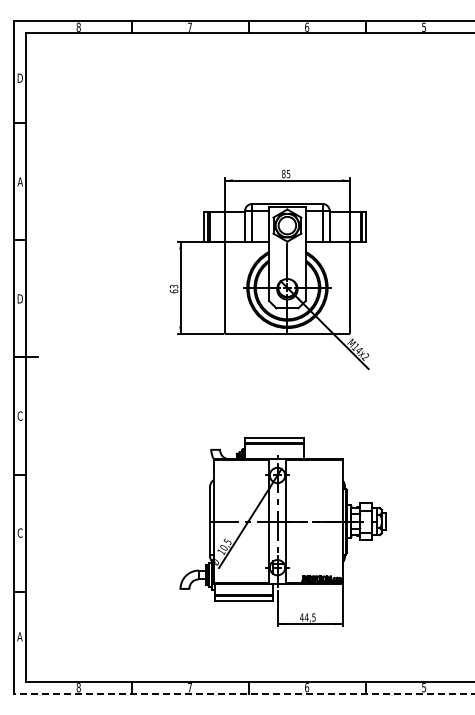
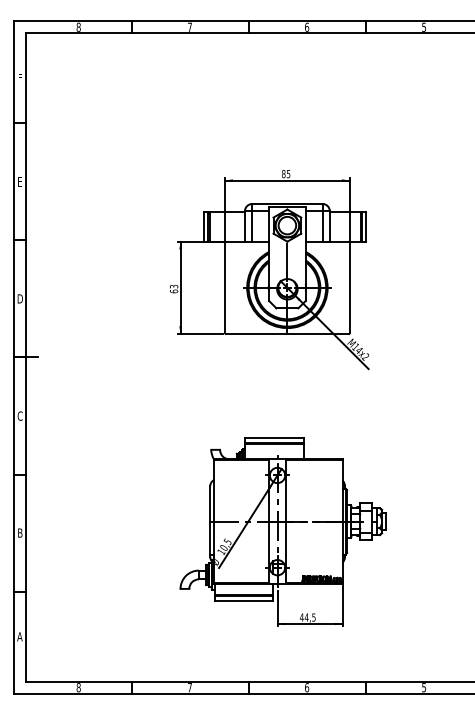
text: D -> F (19, 77)
text: A -> E (19, 181)
text: C -> B (19, 532)
line: dashed -> solid (244, 693)
